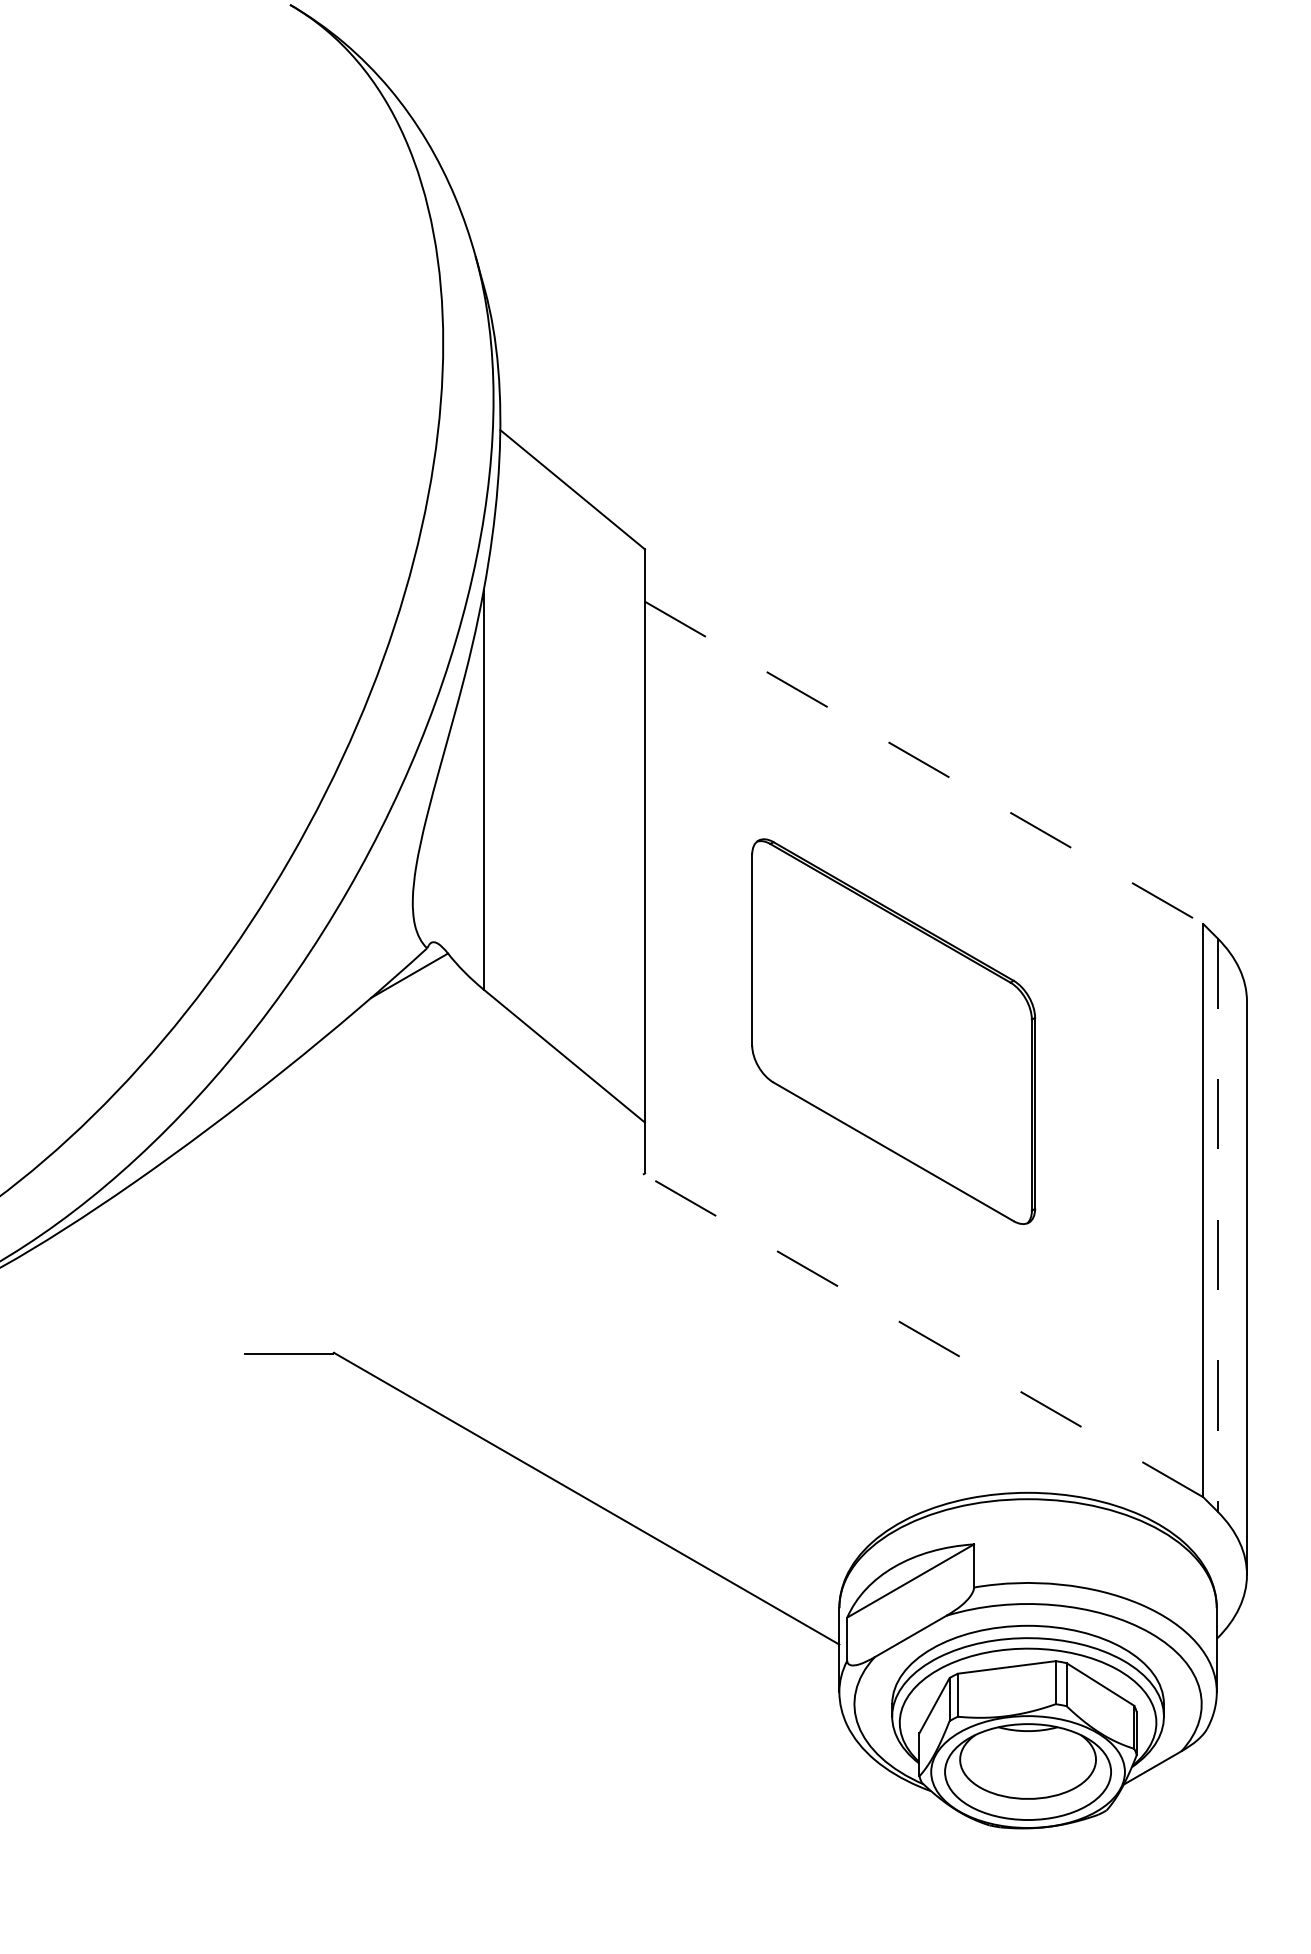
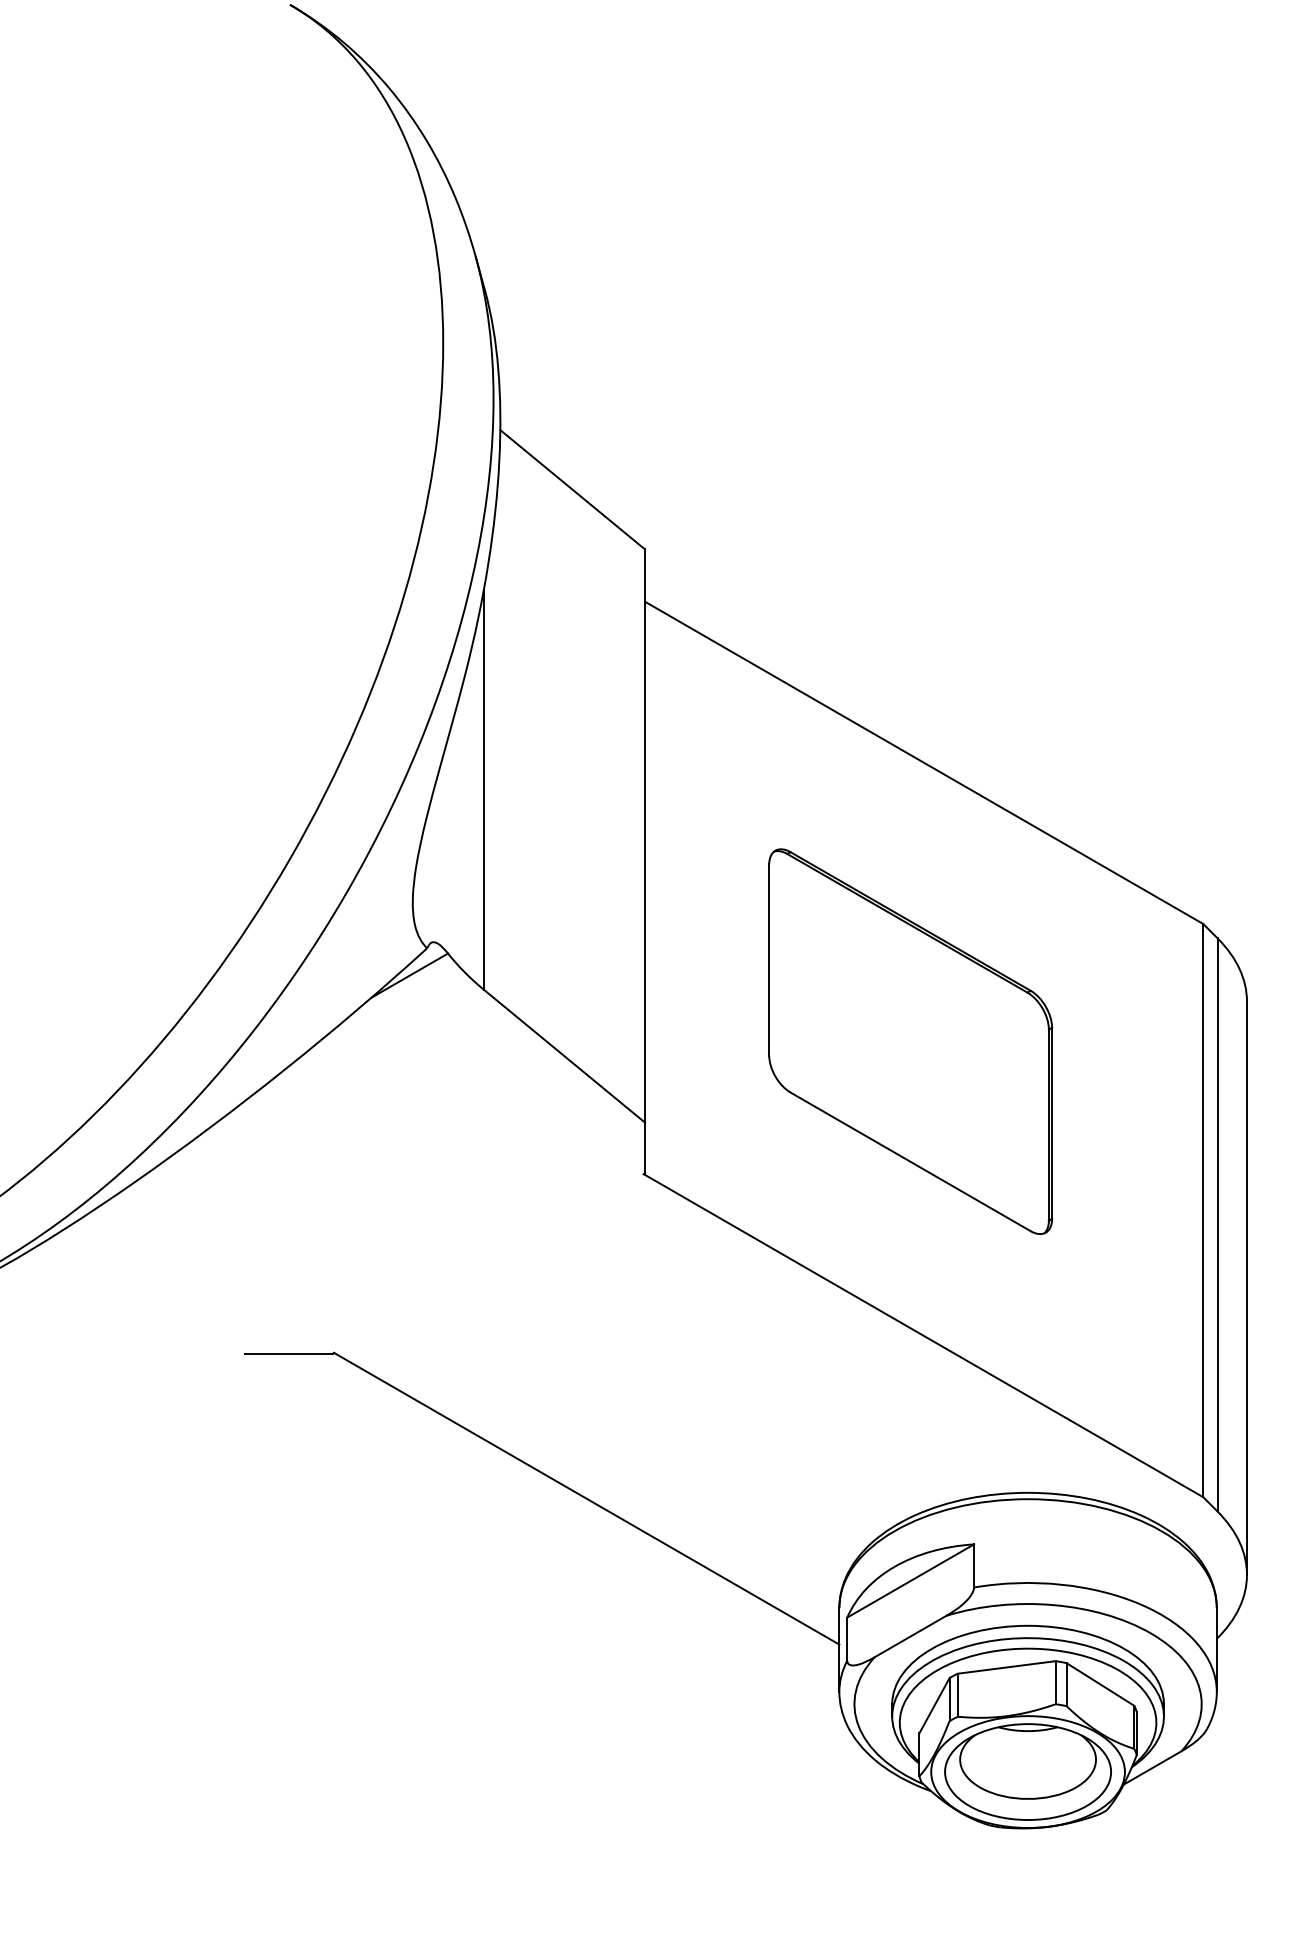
line: dashed -> solid (924, 763)
part position: (893, 1031) -> (910, 1041) (910, 1041)
line: dashed -> solid (1217, 1225)
line: dashed -> solid (923, 1335)
